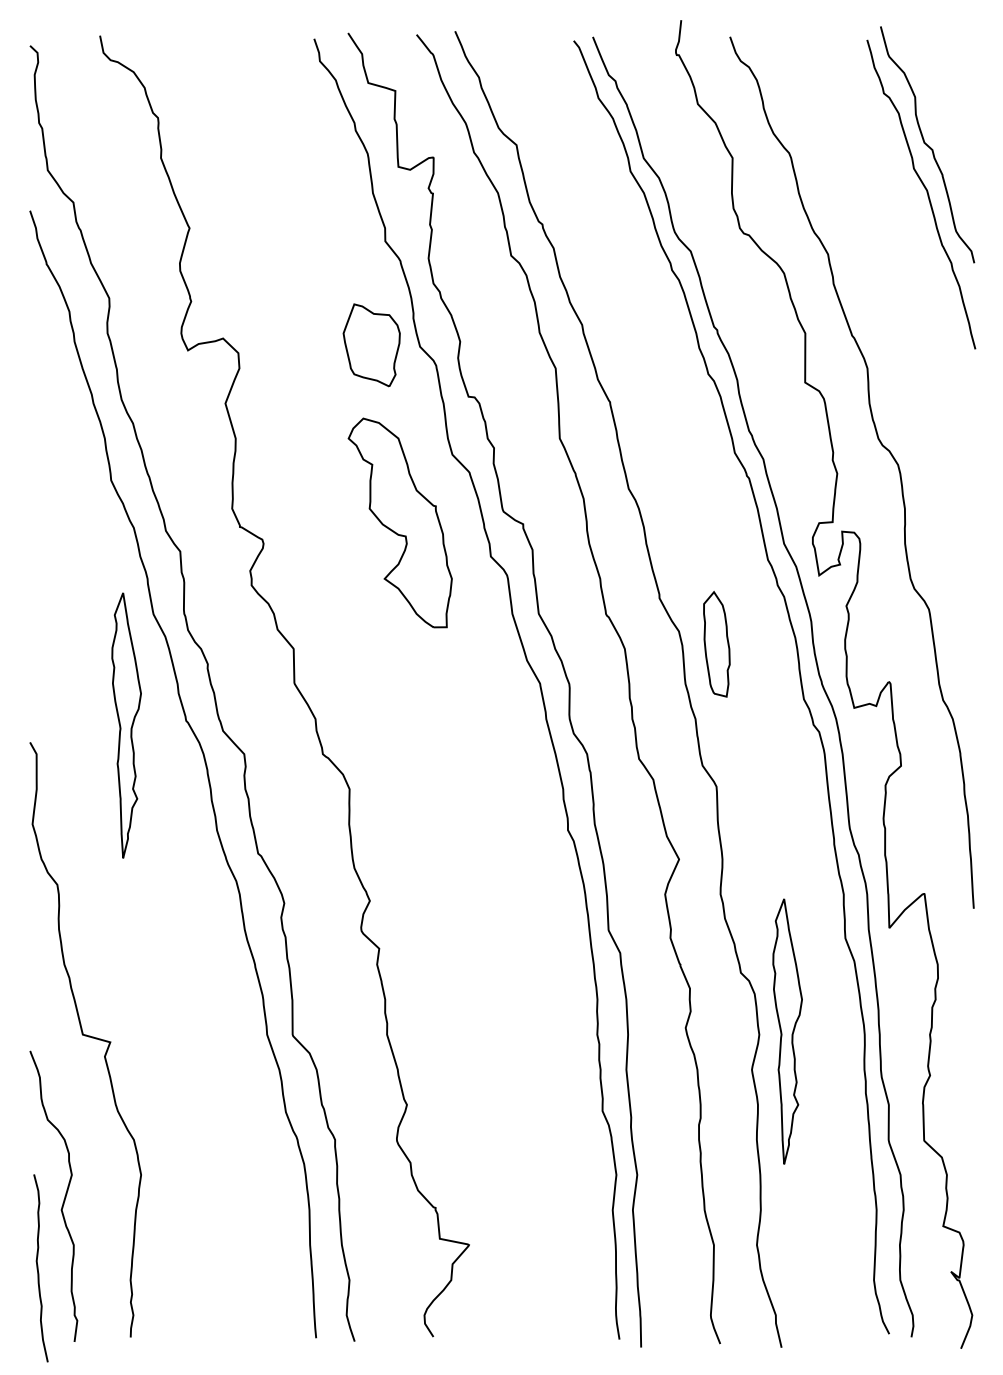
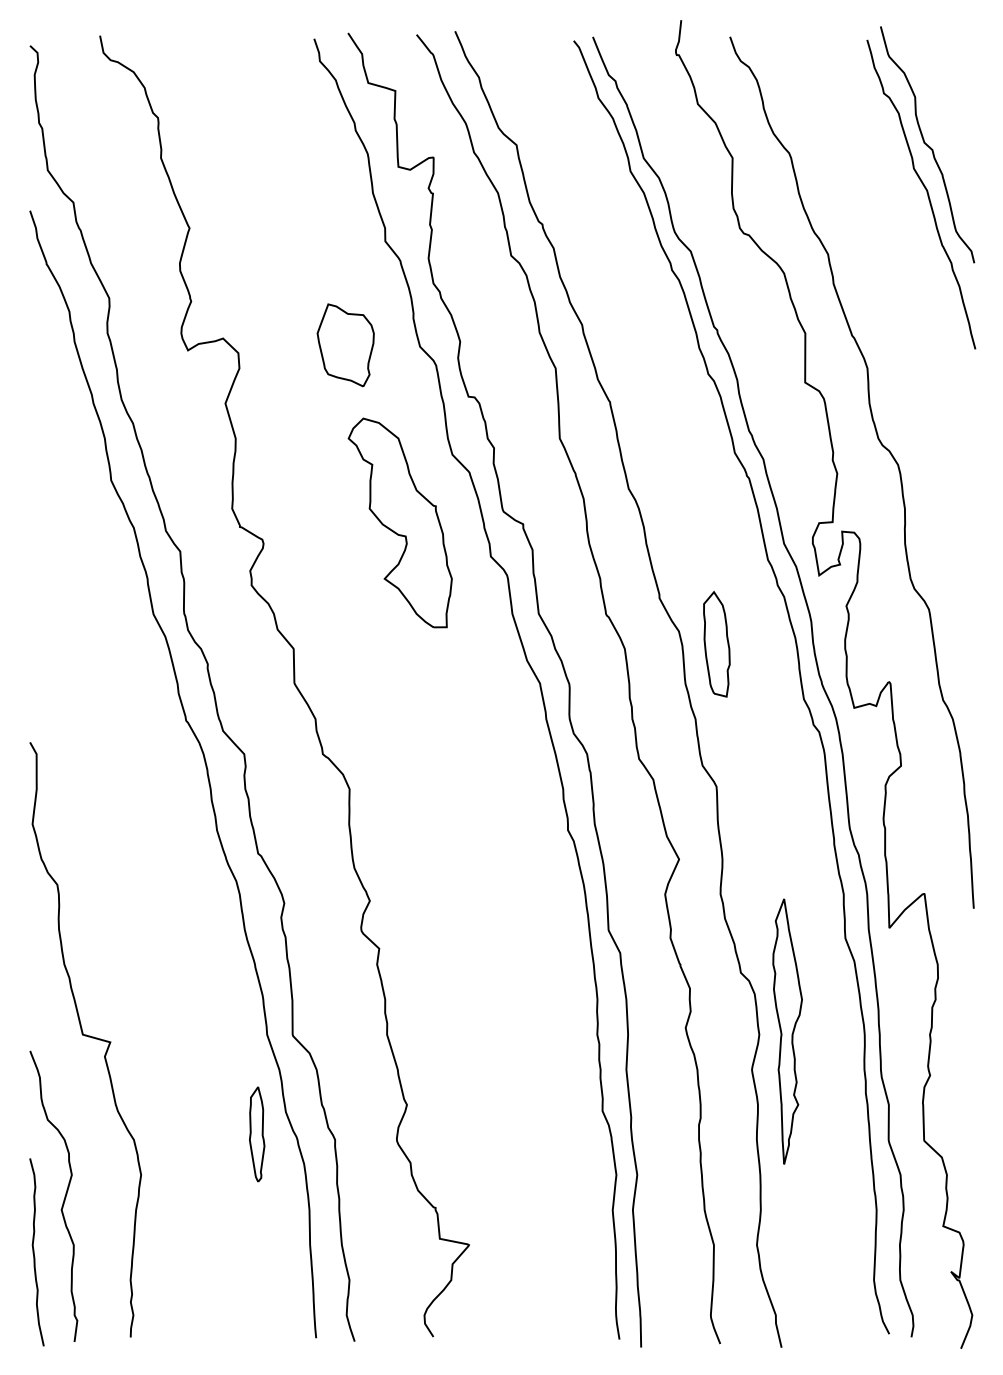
part position: (371, 345) -> (345, 345) (345, 345)
part: present -> none (126, 725)
part: none -> present (257, 1134)
curve position: (38, 1268) -> (34, 1252) (34, 1252)
